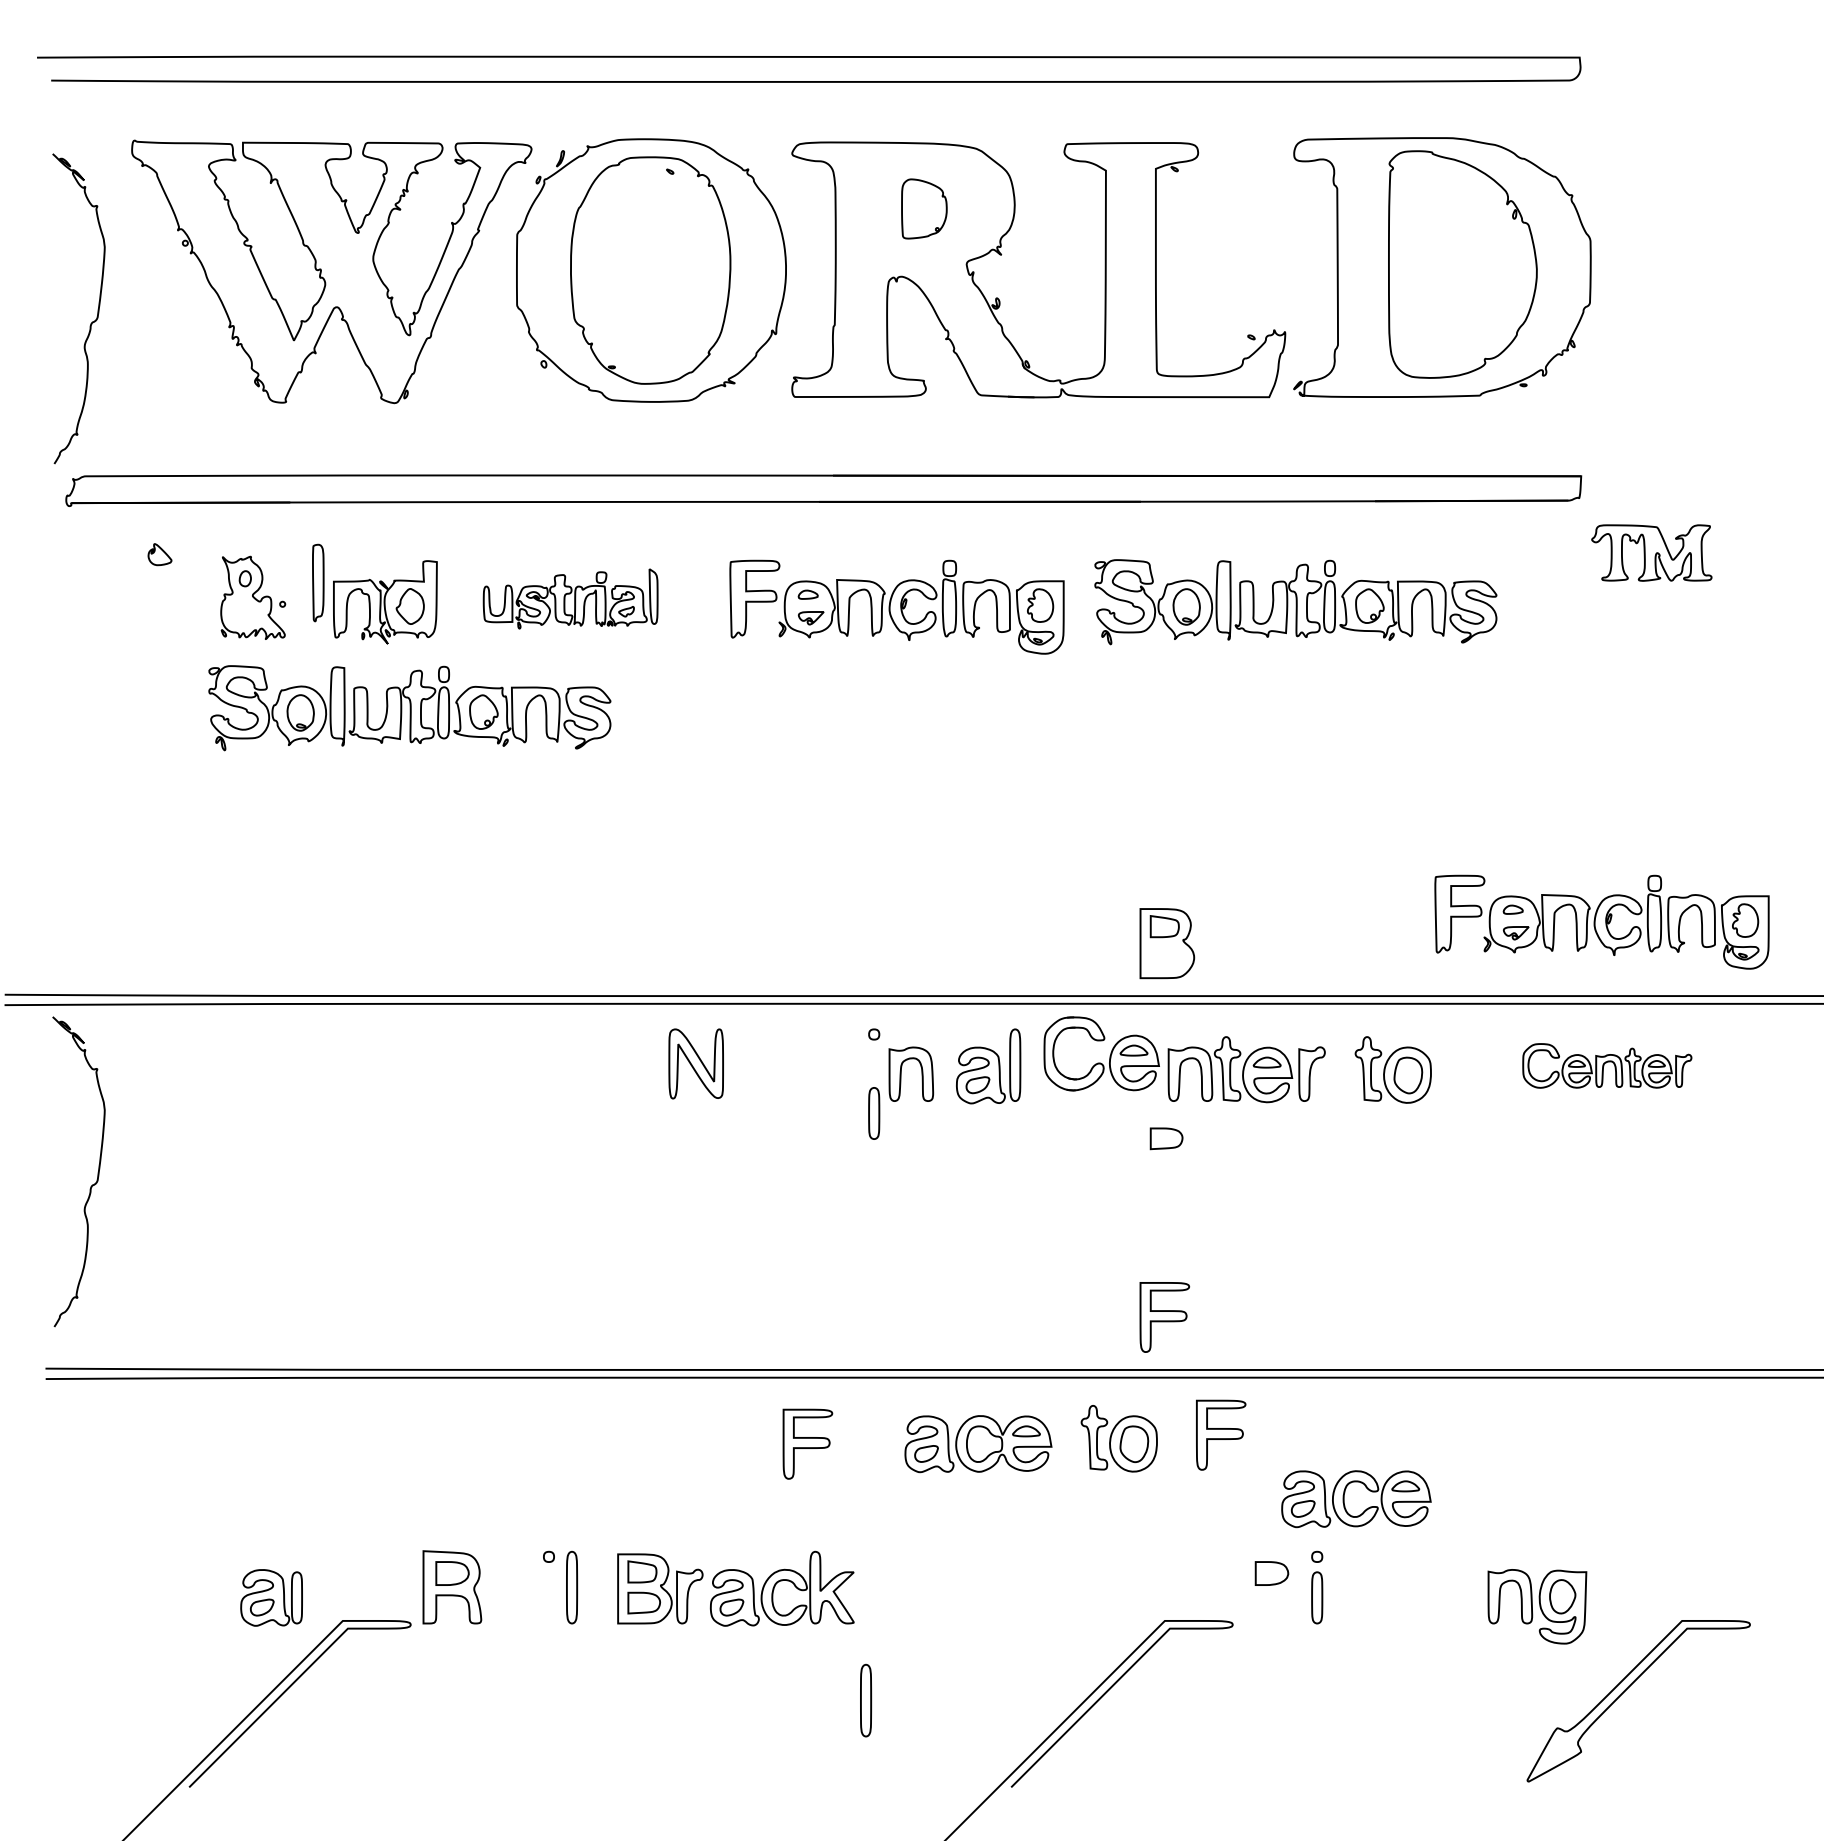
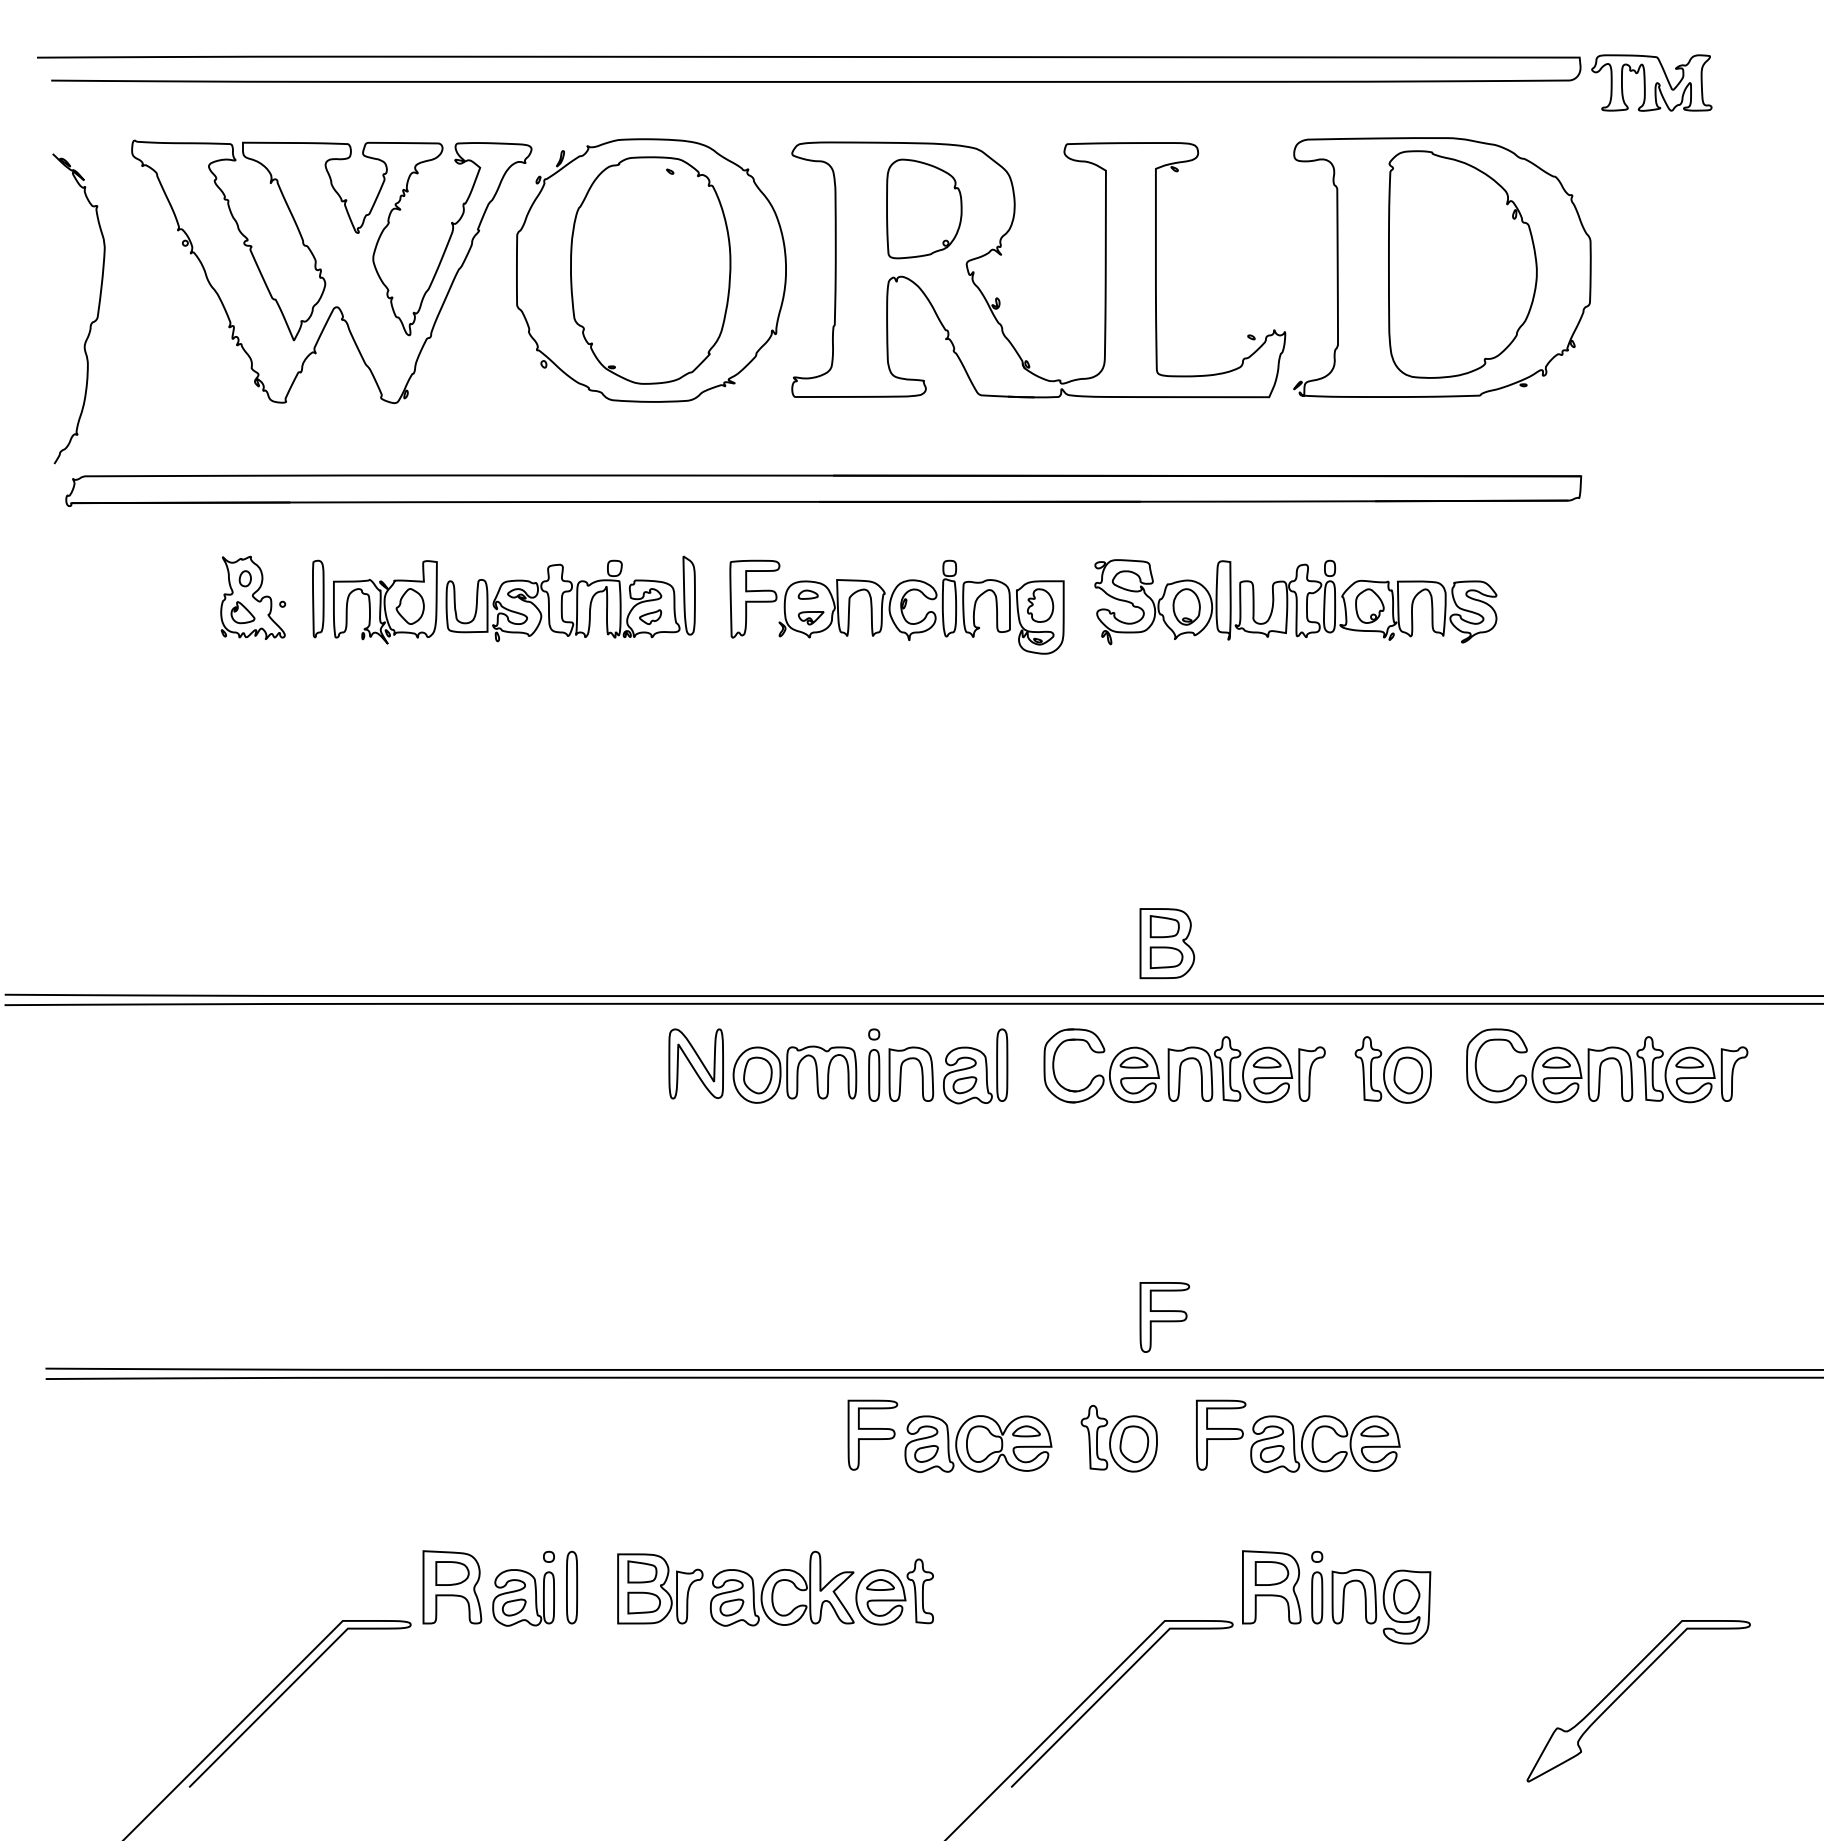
part size: 47x62 px -> 77x102 px (924, 208)
part position: (1651, 552) -> (1651, 82) (1651, 82)
part position: (159, 554) -> (242, 612) (242, 612)
part position: (318, 582) -> (318, 598) (318, 598)
part size: 177x62 px -> 251x88 px (570, 598)
part: present -> none (409, 708)
part: present -> none (1601, 921)
part position: (1109, 1055) -> (1109, 1067) (1109, 1067)
part size: 171x46 px -> 283x76 px (1607, 1065)
part position: (988, 1066) -> (975, 1066) (975, 1066)
part: none -> present (794, 1074)
part position: (874, 1113) -> (874, 1075) (874, 1075)
part position: (1166, 1138) -> (1166, 957) (1166, 957)
part: present -> none (97, 1172)
part position: (807, 1443) -> (872, 1434) (872, 1434)
part position: (1344, 1499) -> (1313, 1444) (1313, 1444)
part: none -> present (1271, 1587)
part: none -> present (894, 1591)
part position: (271, 1597) -> (523, 1597) (523, 1597)
part position: (1537, 1606) -> (1381, 1606) (1381, 1606)
part: present -> none (866, 1700)
